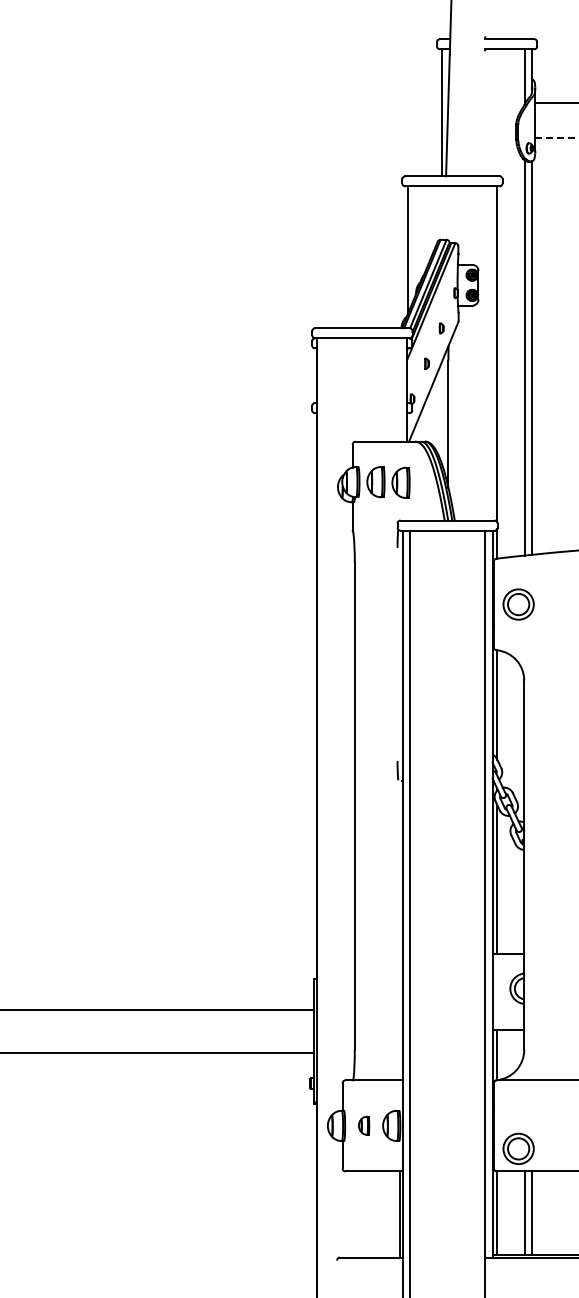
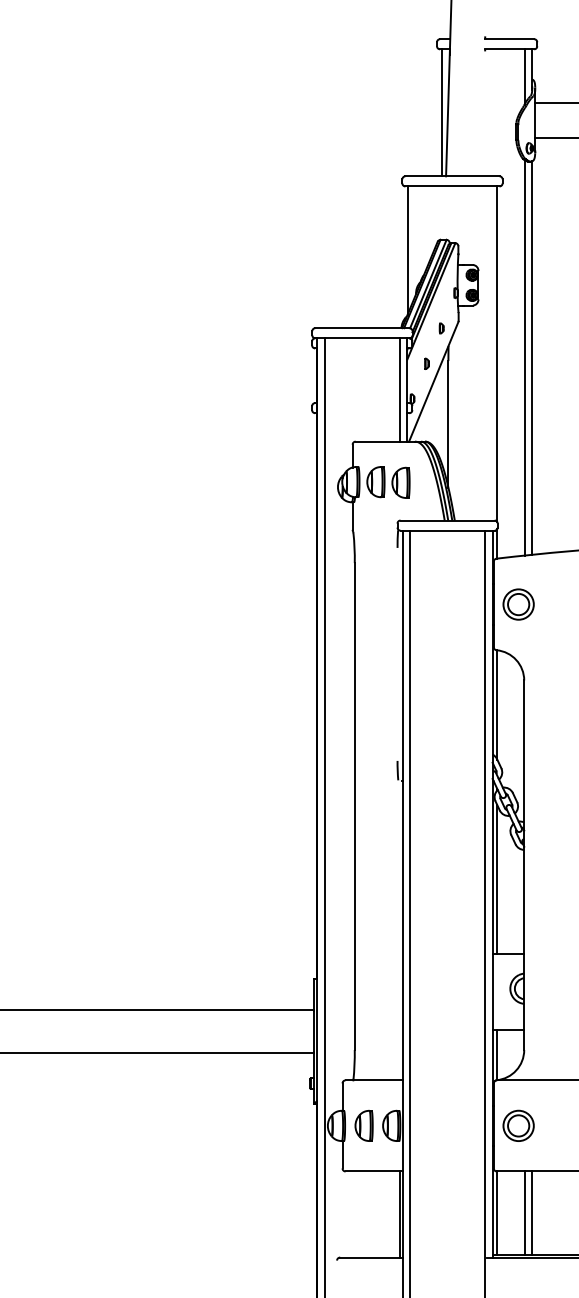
line: dashed -> solid (557, 137)
line: none -> present (399, 389)
line: none -> present (325, 816)
part size: 13x21 px -> 20x33 px (363, 1125)
part position: (518, 1148) -> (518, 1125) (518, 1125)
